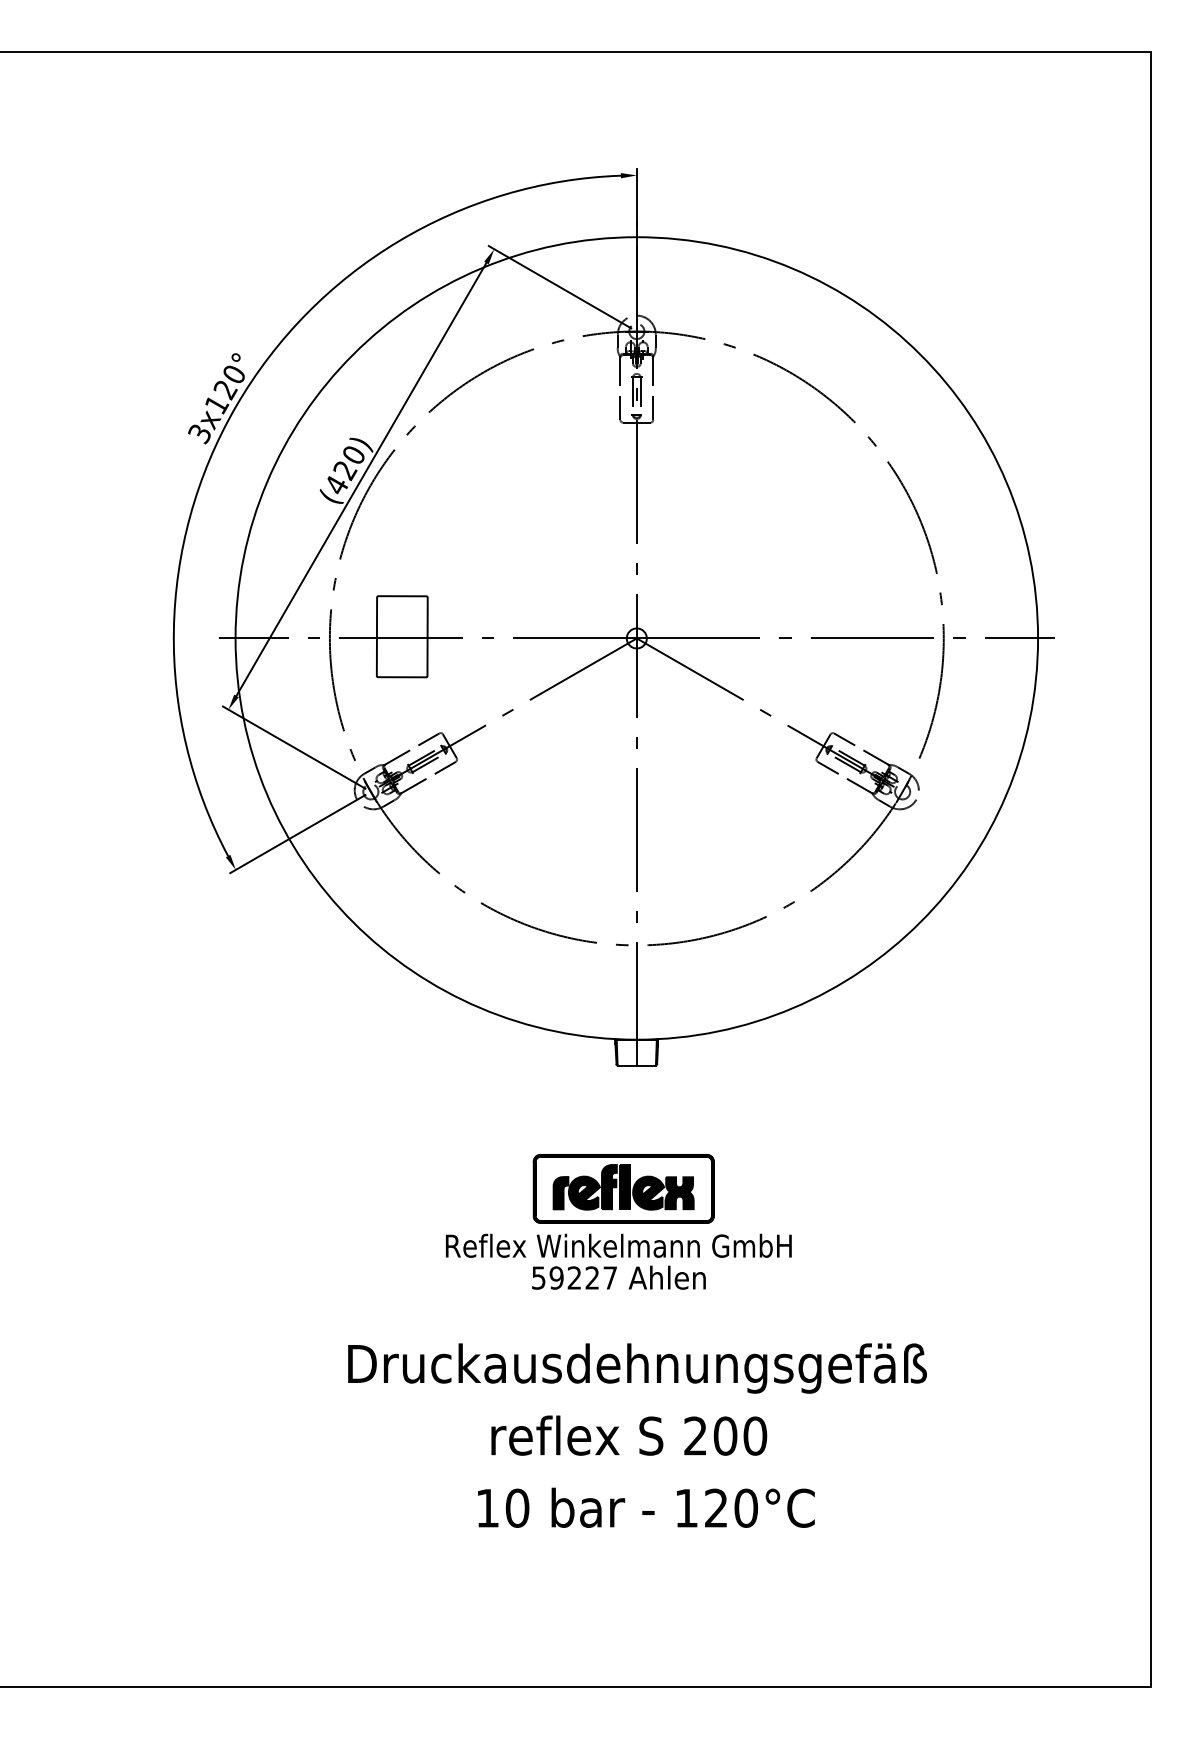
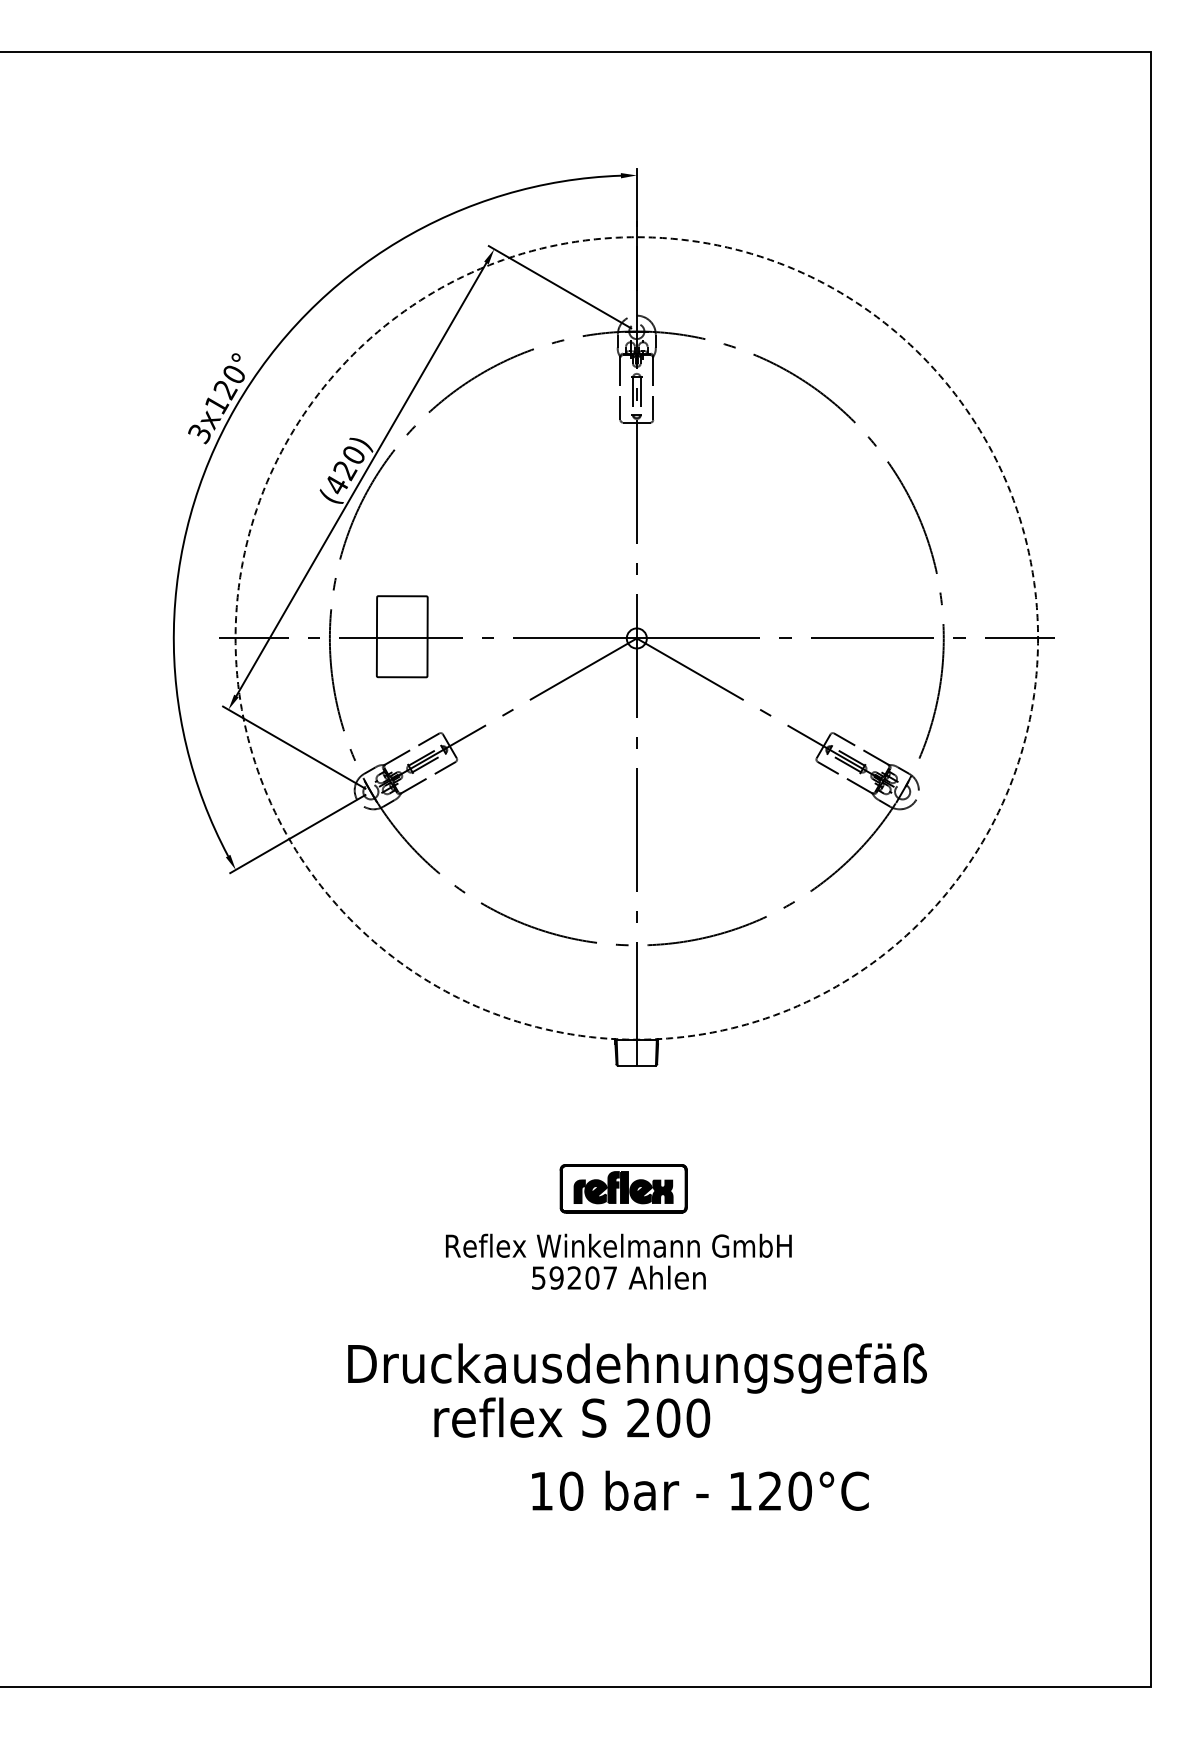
circle: solid -> dashed (636, 638)
part size: 183x71 px -> 129x50 px (623, 1188)
text: 59227 -> 59207 (592, 1277)
text position: (629, 1435) -> (572, 1417) (572, 1417)
text position: (646, 1507) -> (700, 1490) (700, 1490)
